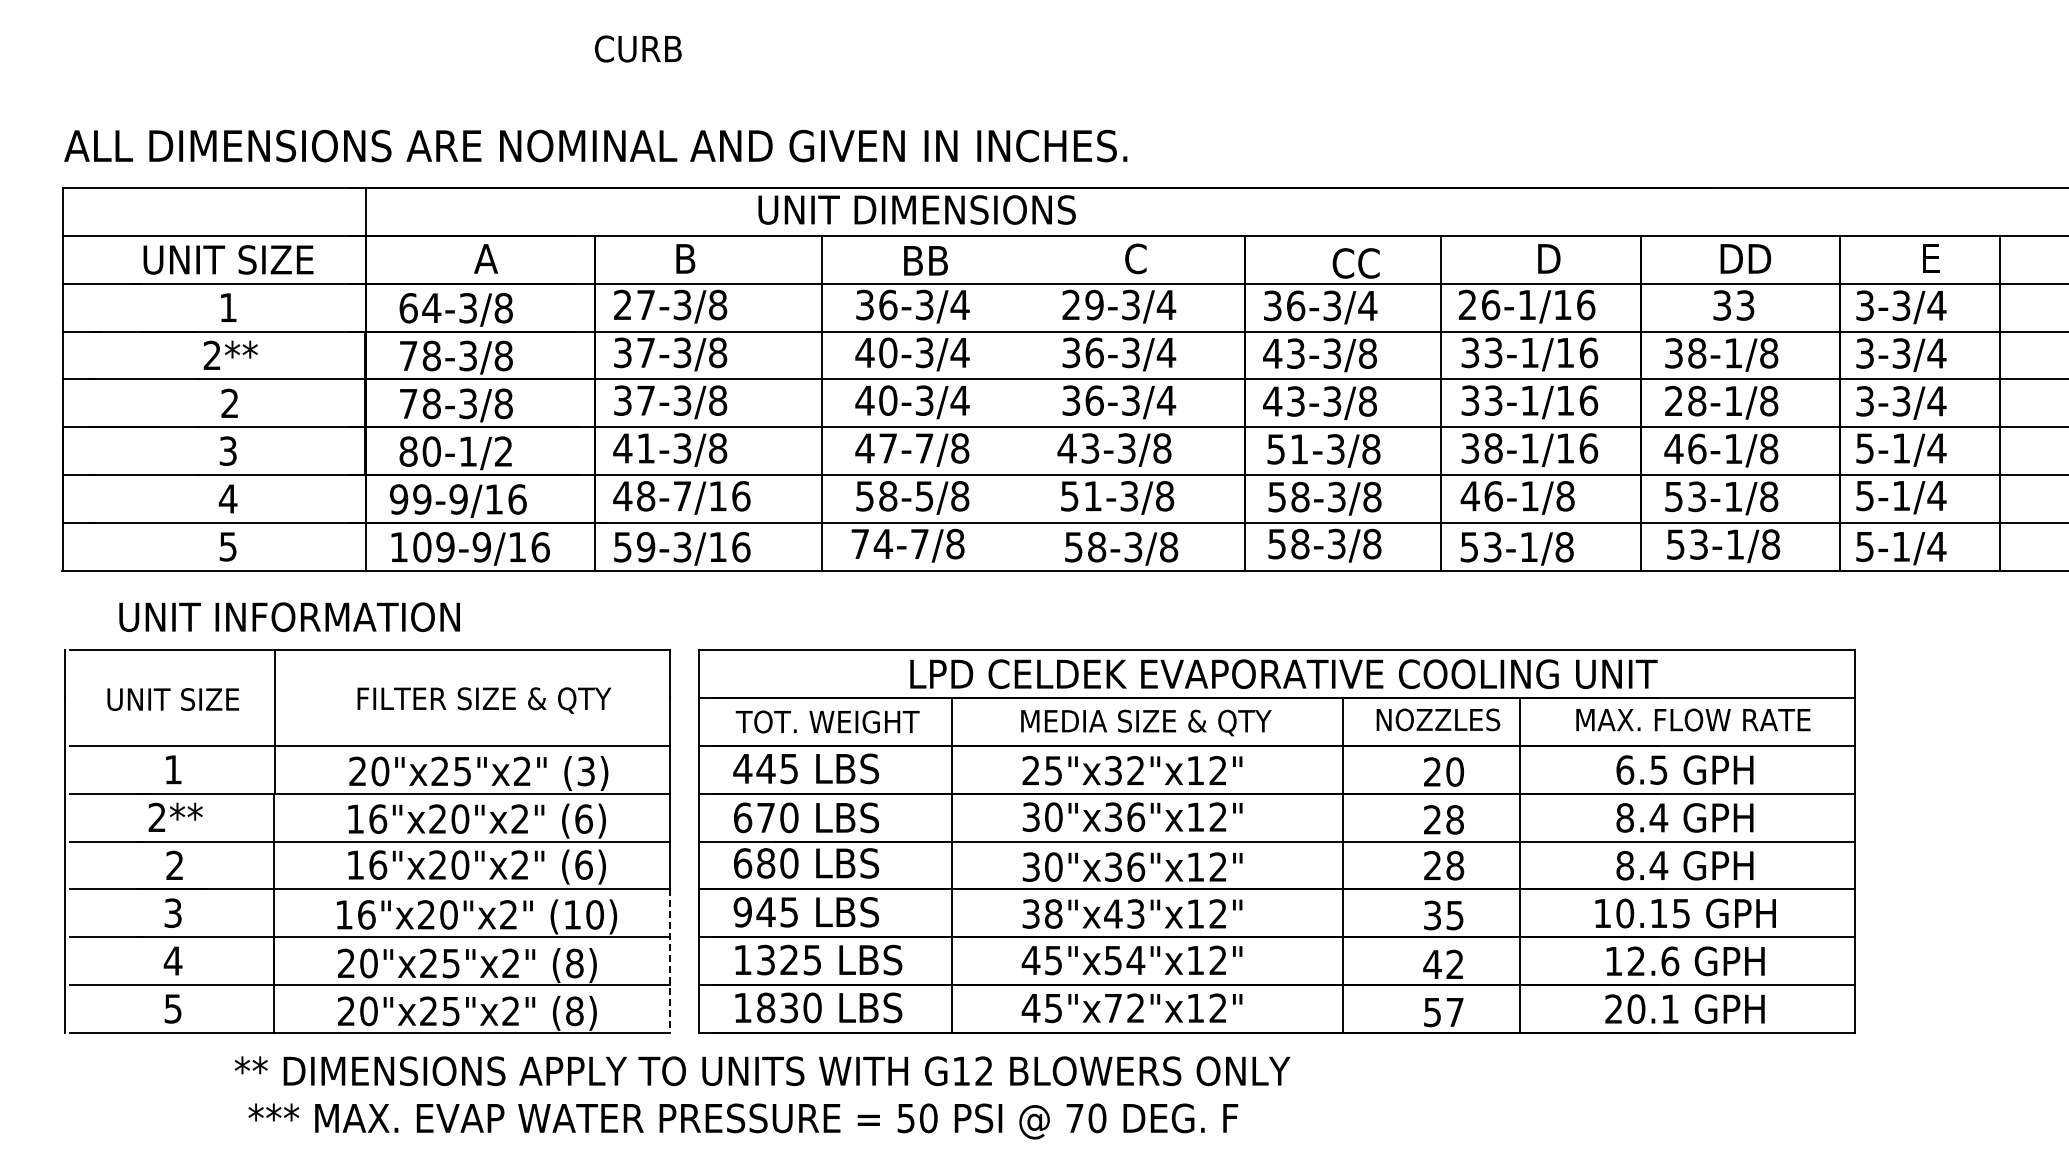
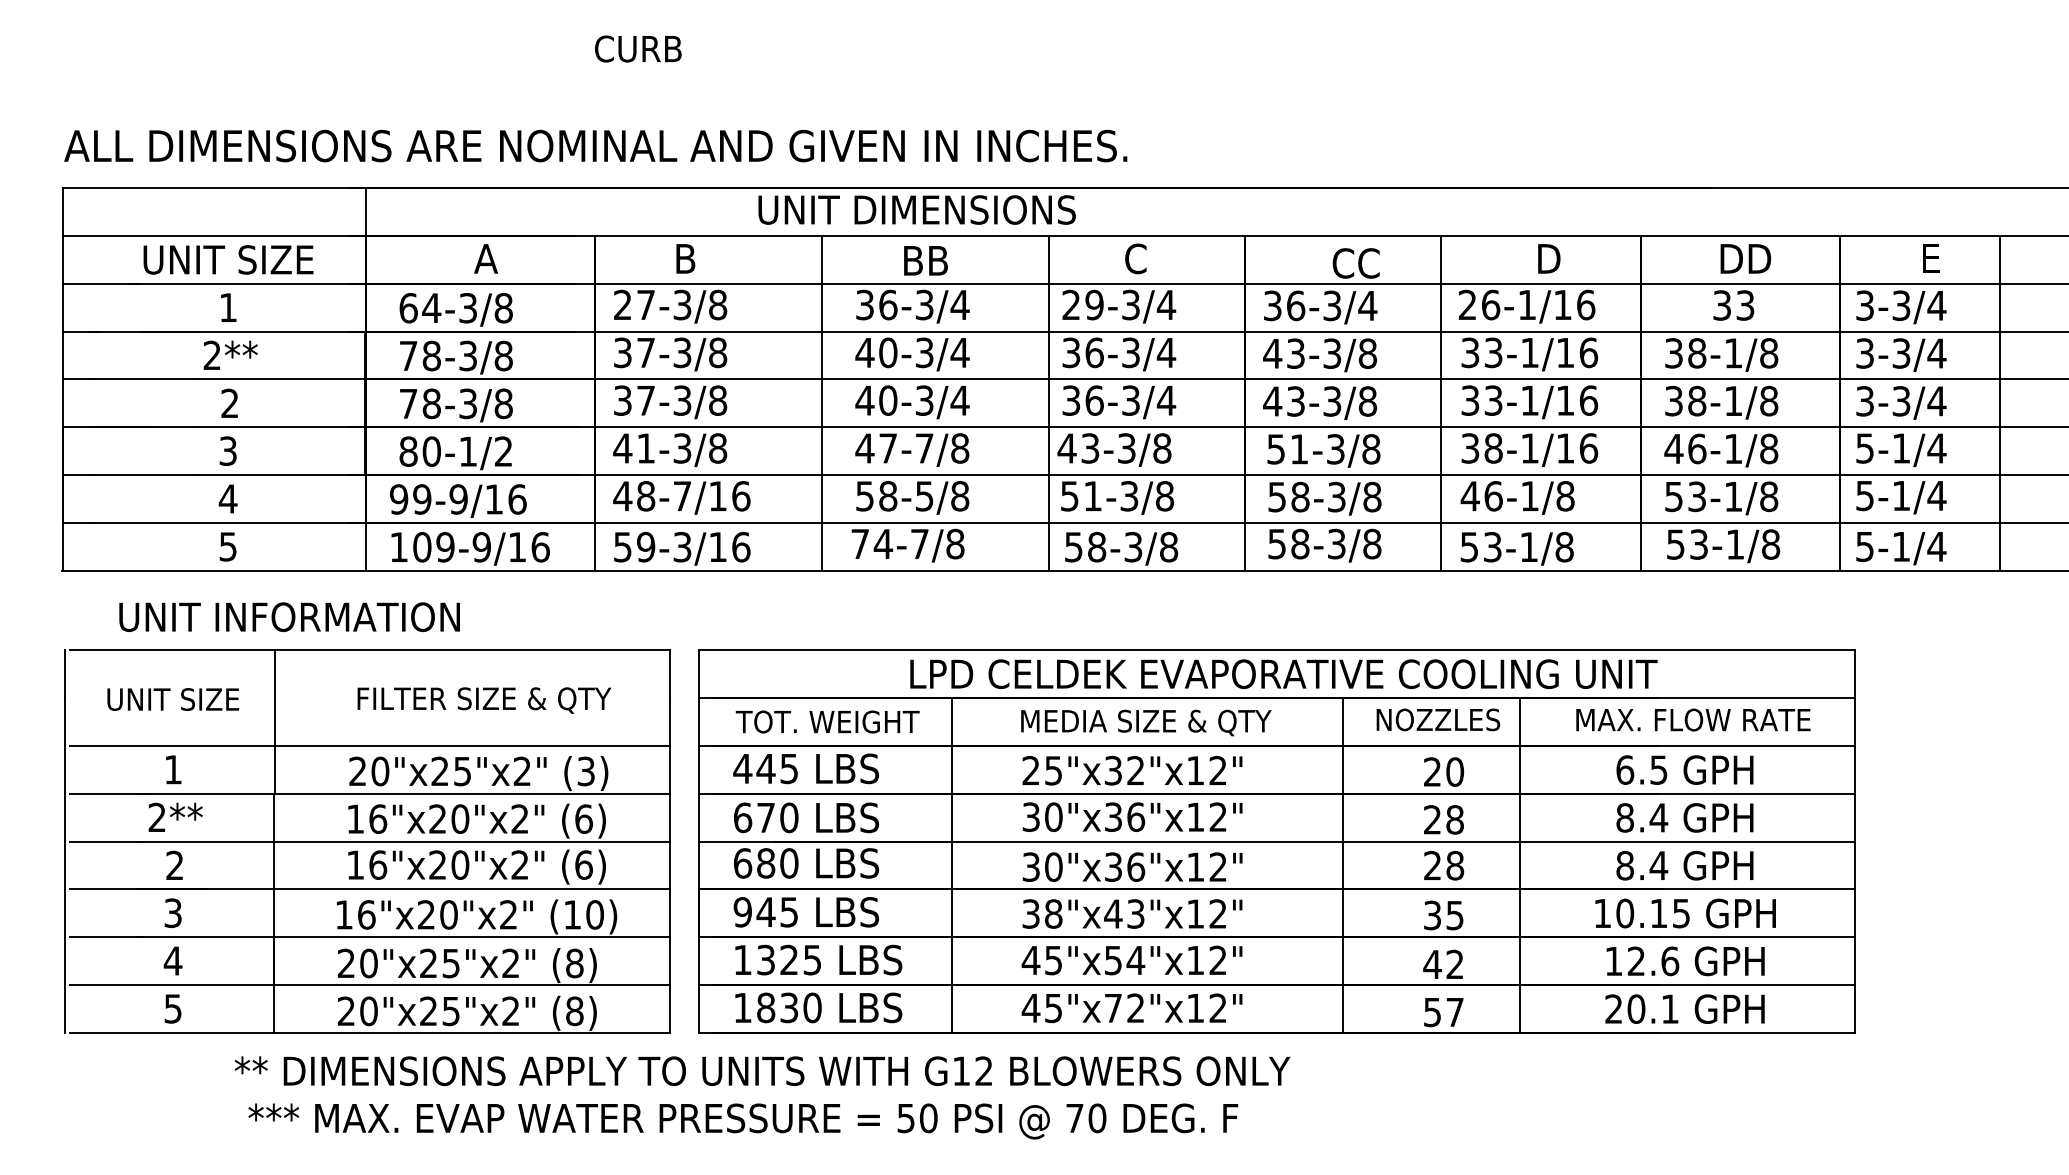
text: 28-1/8 -> 38-1/8 (1673, 401)
line: none -> present (1048, 403)
line: dashed -> solid (670, 961)
